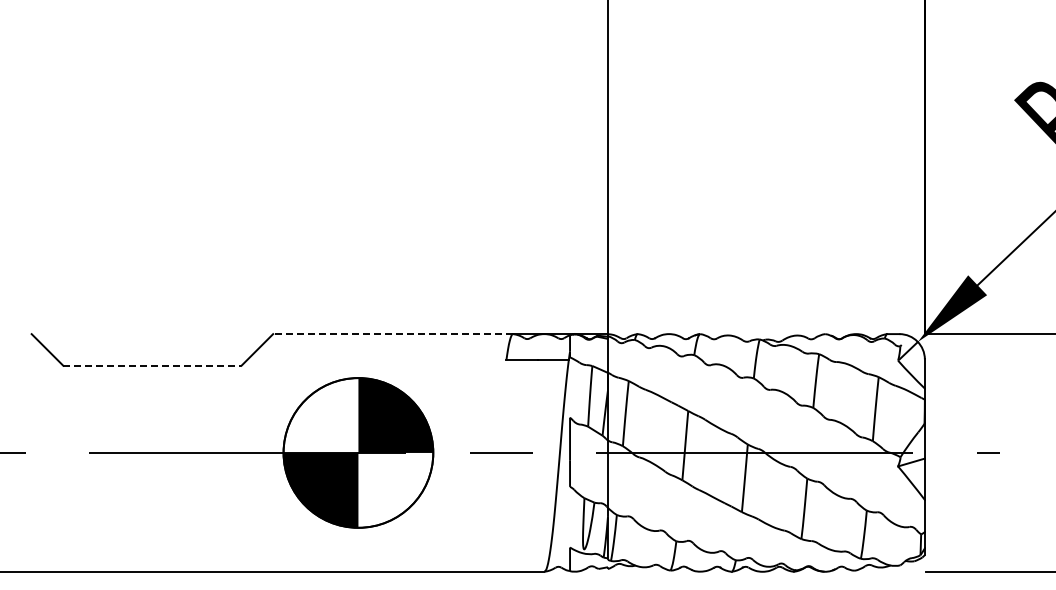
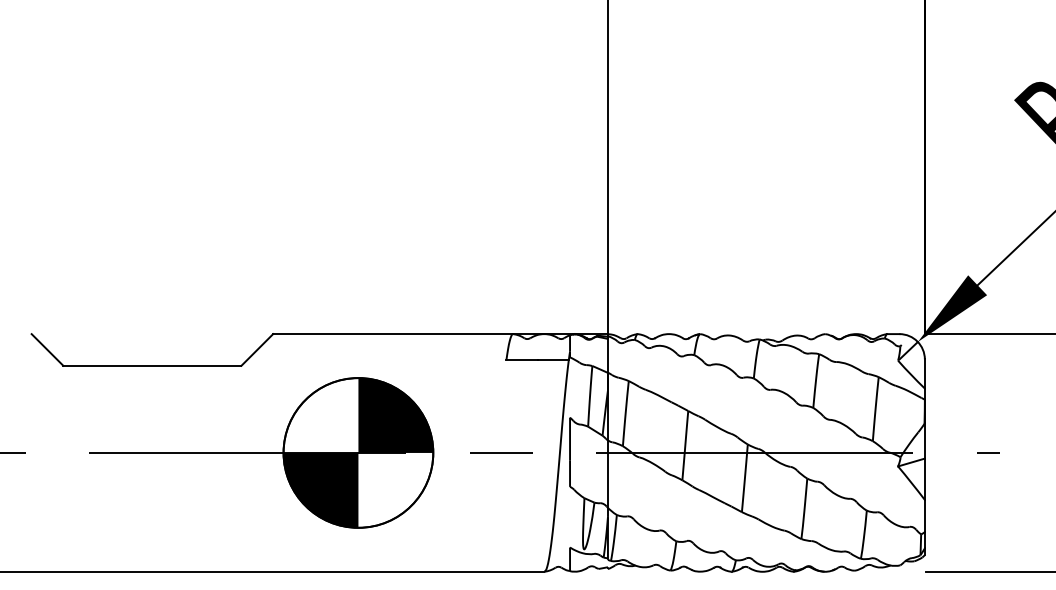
line: dashed -> solid (393, 334)
line: dashed -> solid (152, 365)
